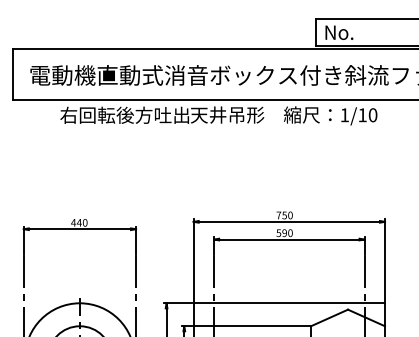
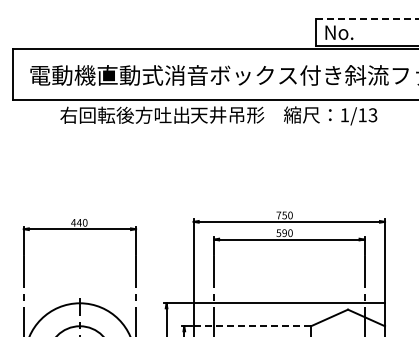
line: solid -> dashed (368, 19)
text: 1/10 -> 1/13 (372, 115)
line: solid -> dashed (252, 326)
